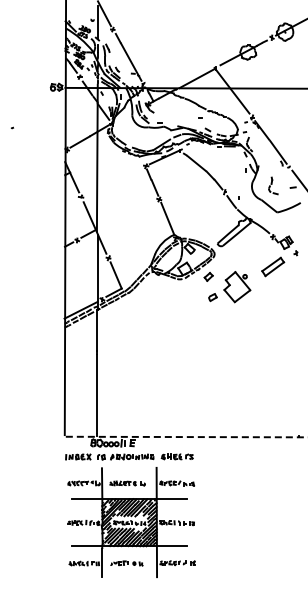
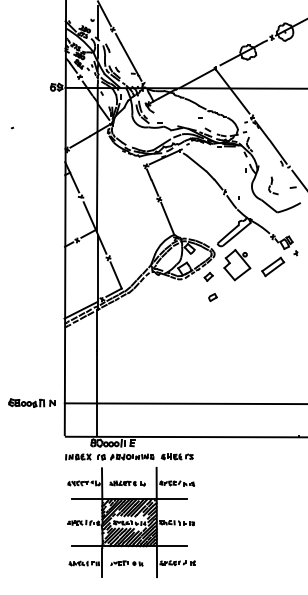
part position: (237, 287) -> (237, 265) (237, 265)
part: none -> present (31, 402)
line: none -> present (184, 403)
line: dashed -> solid (186, 437)
